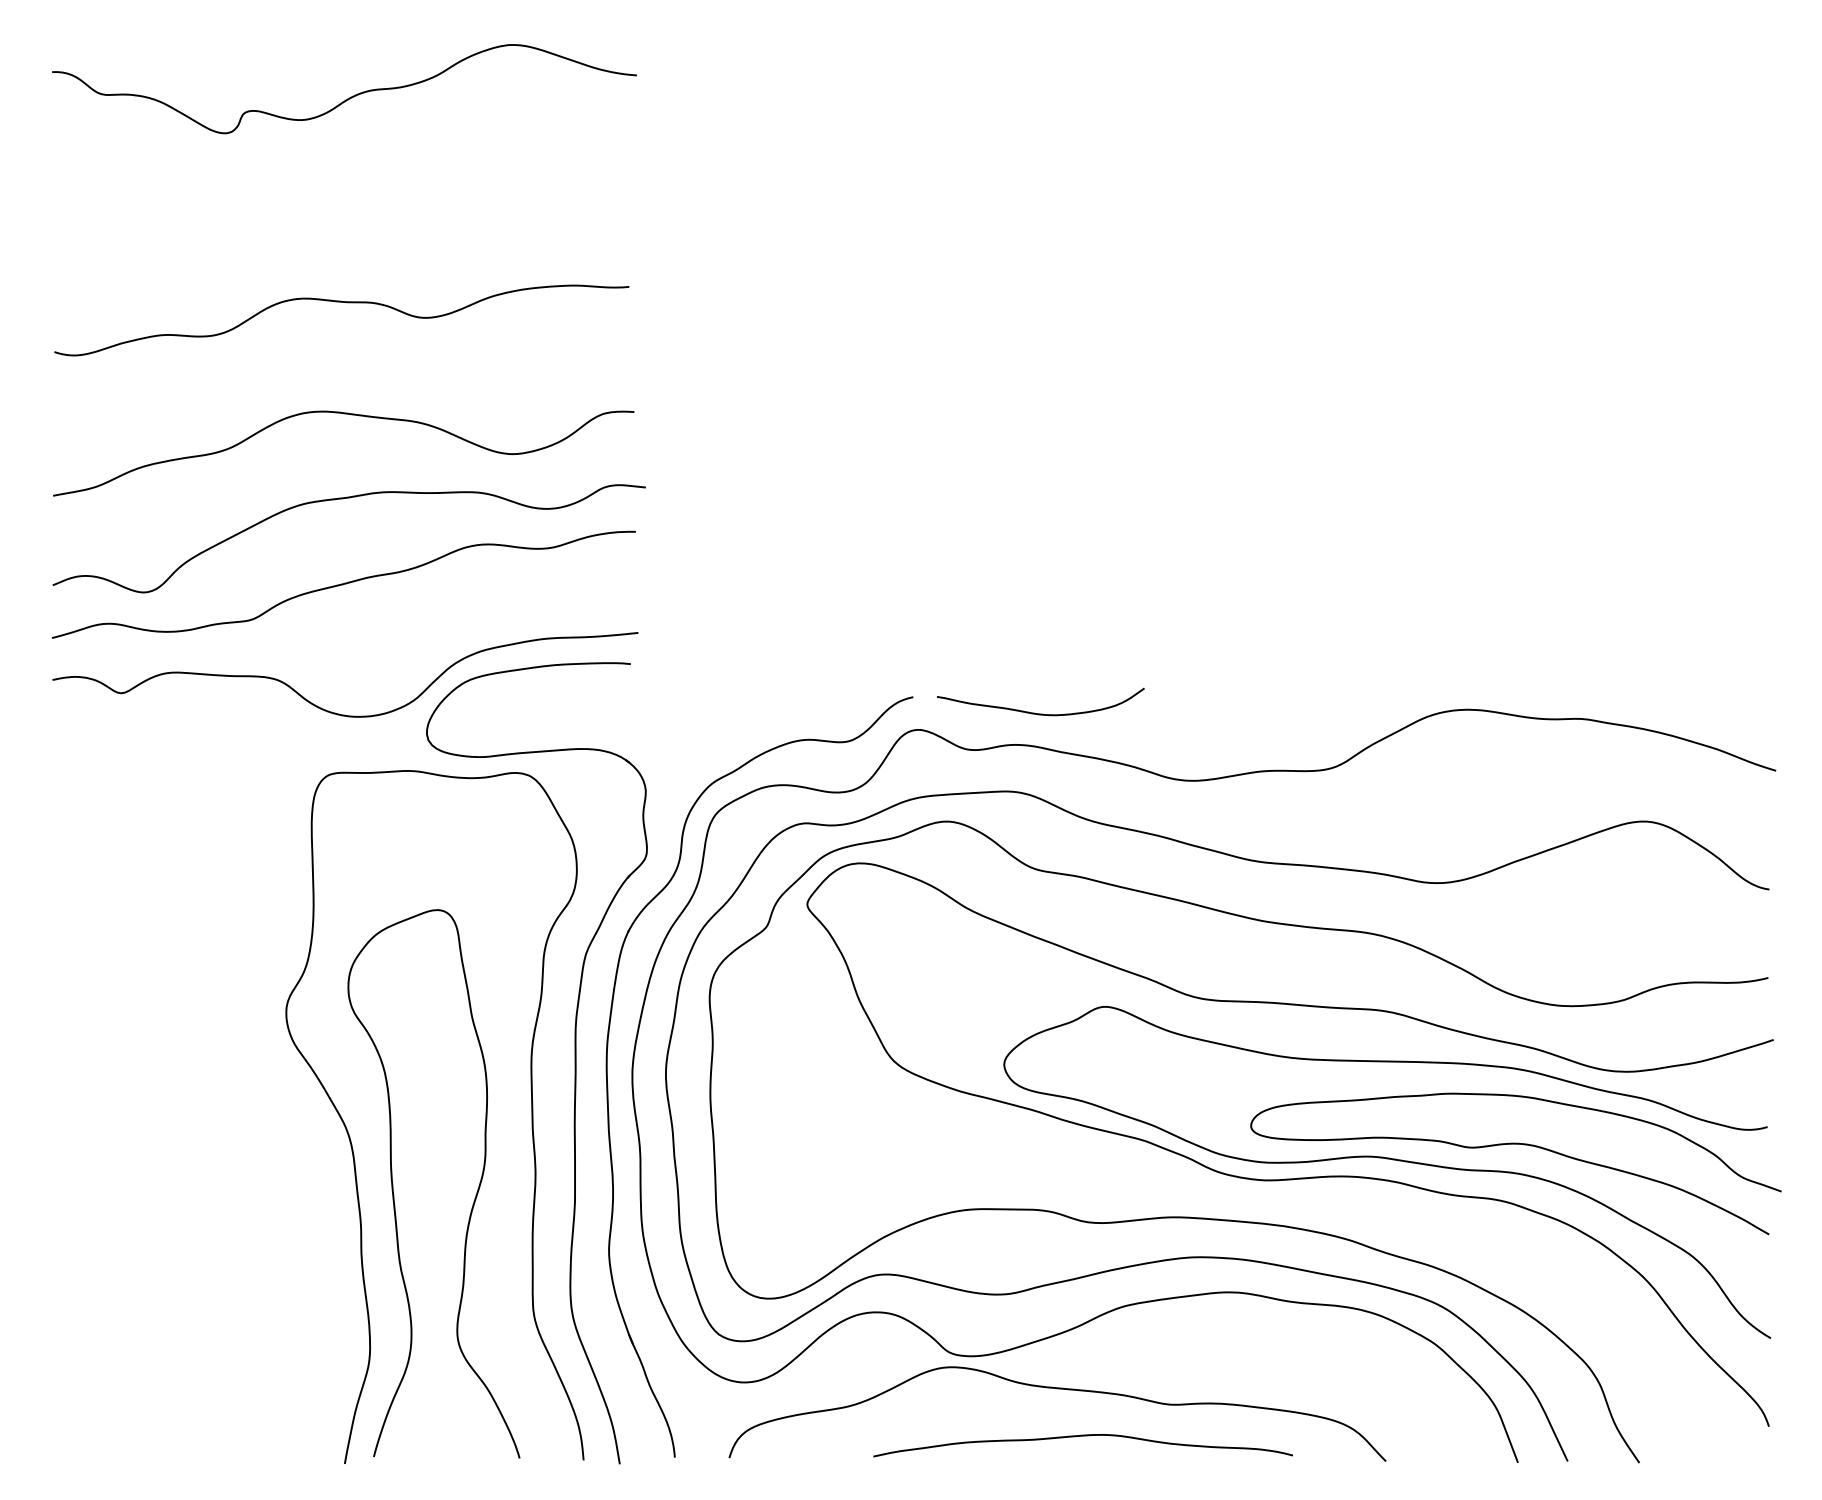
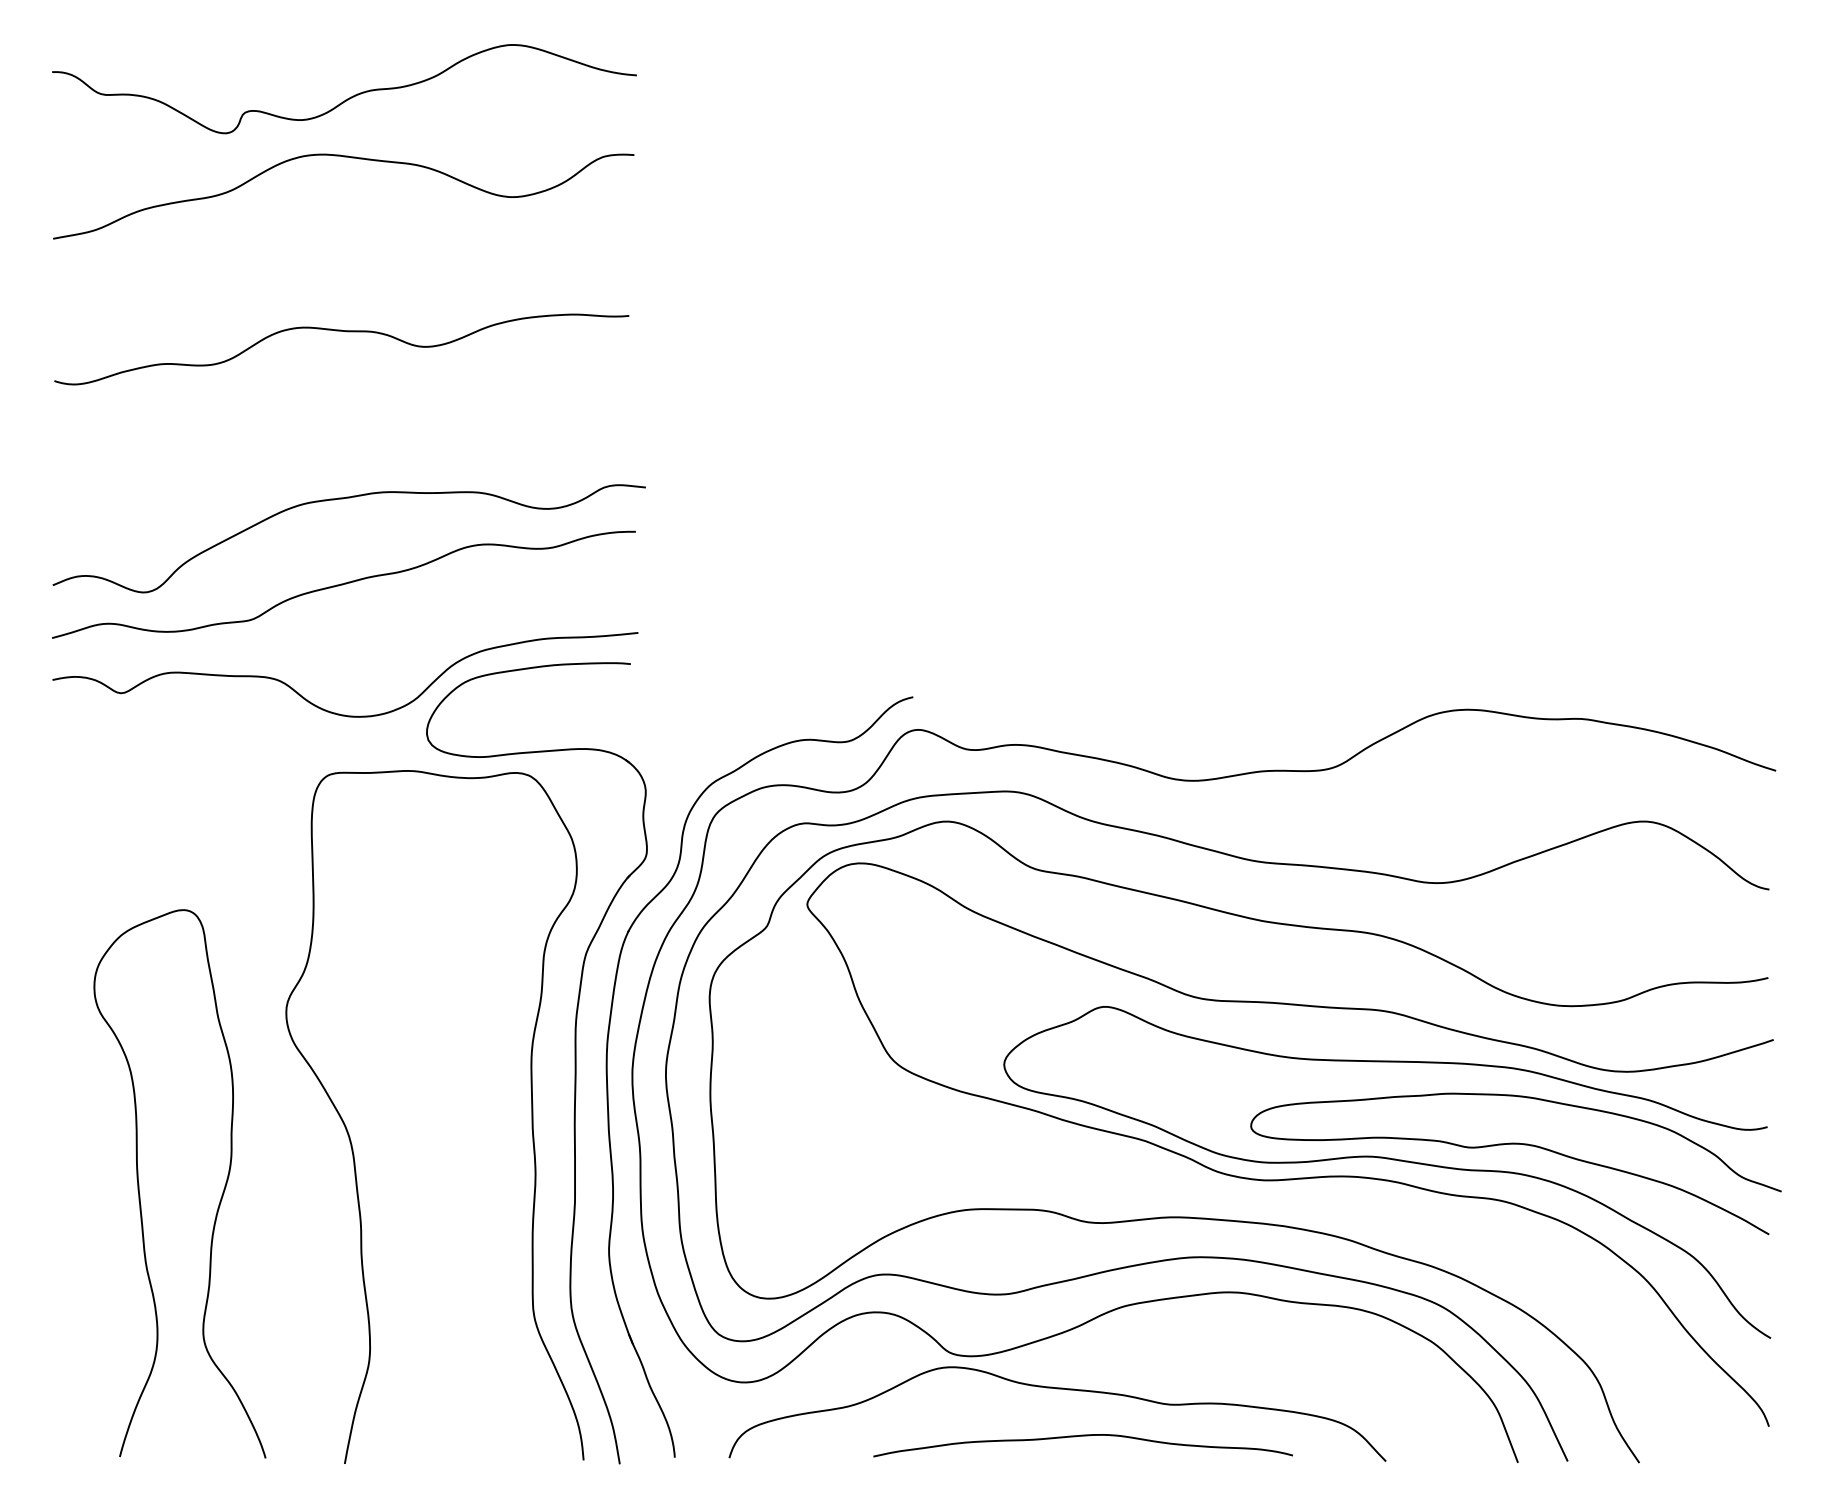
curve position: (346, 303) -> (346, 332) (346, 332)
curve position: (351, 415) -> (351, 158) (351, 158)
curve: present -> none (1040, 713)
curve position: (393, 1183) -> (139, 1183) (139, 1183)
